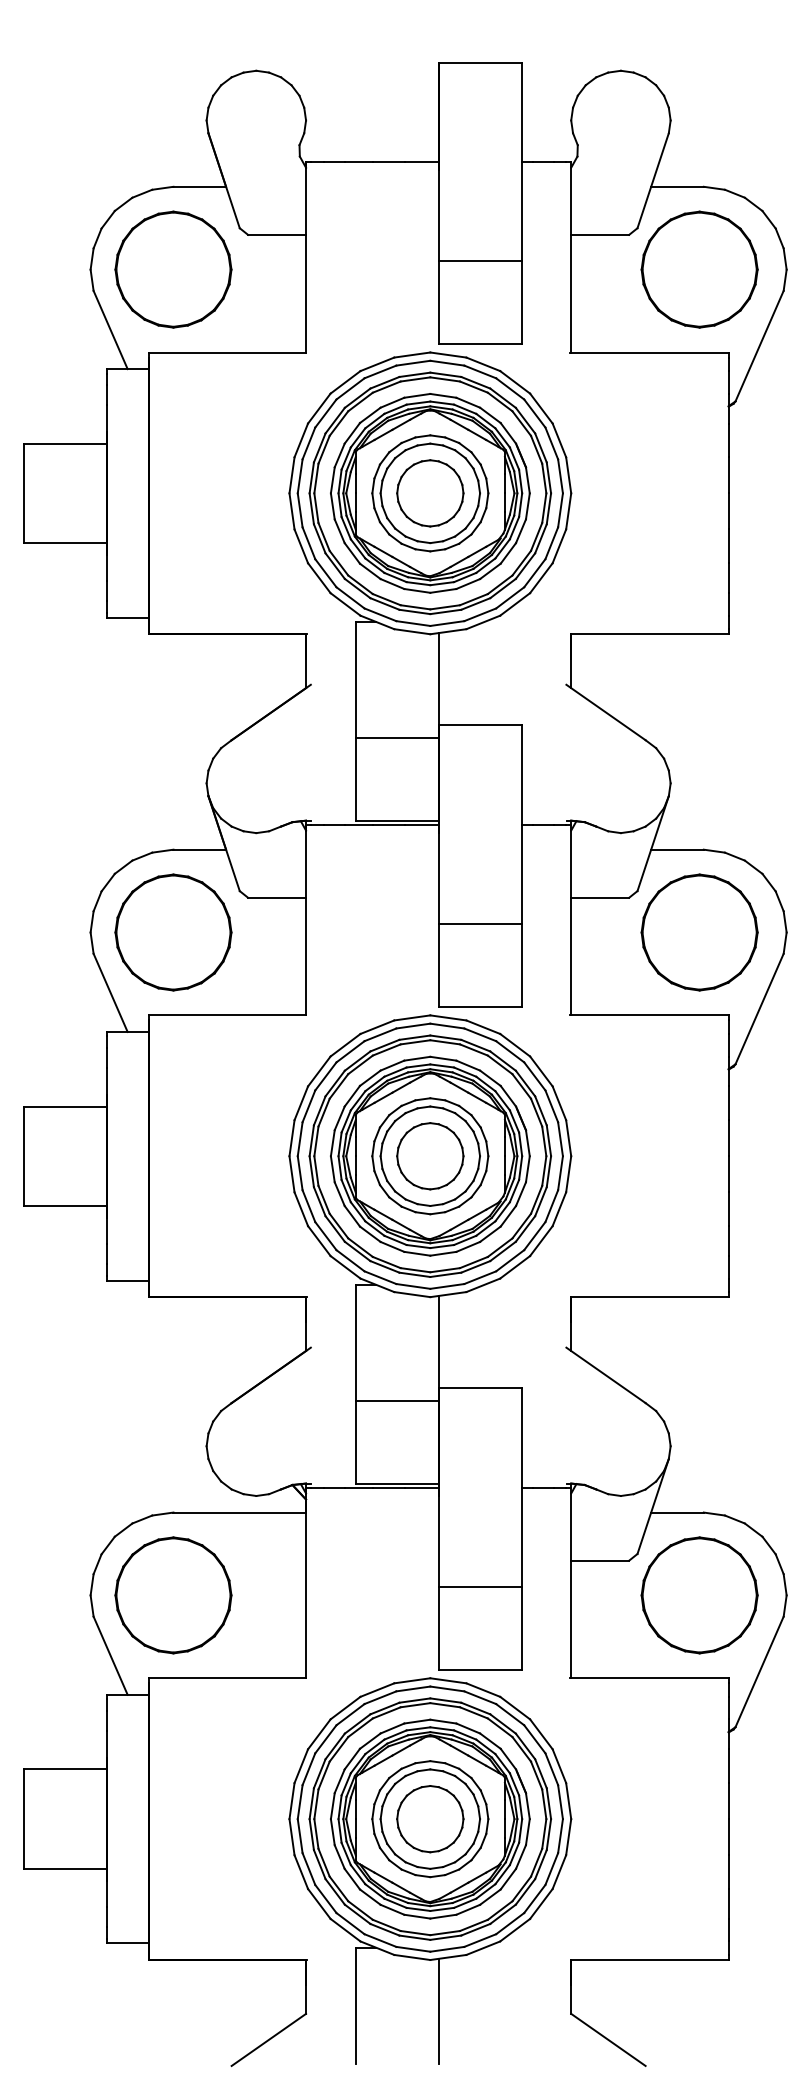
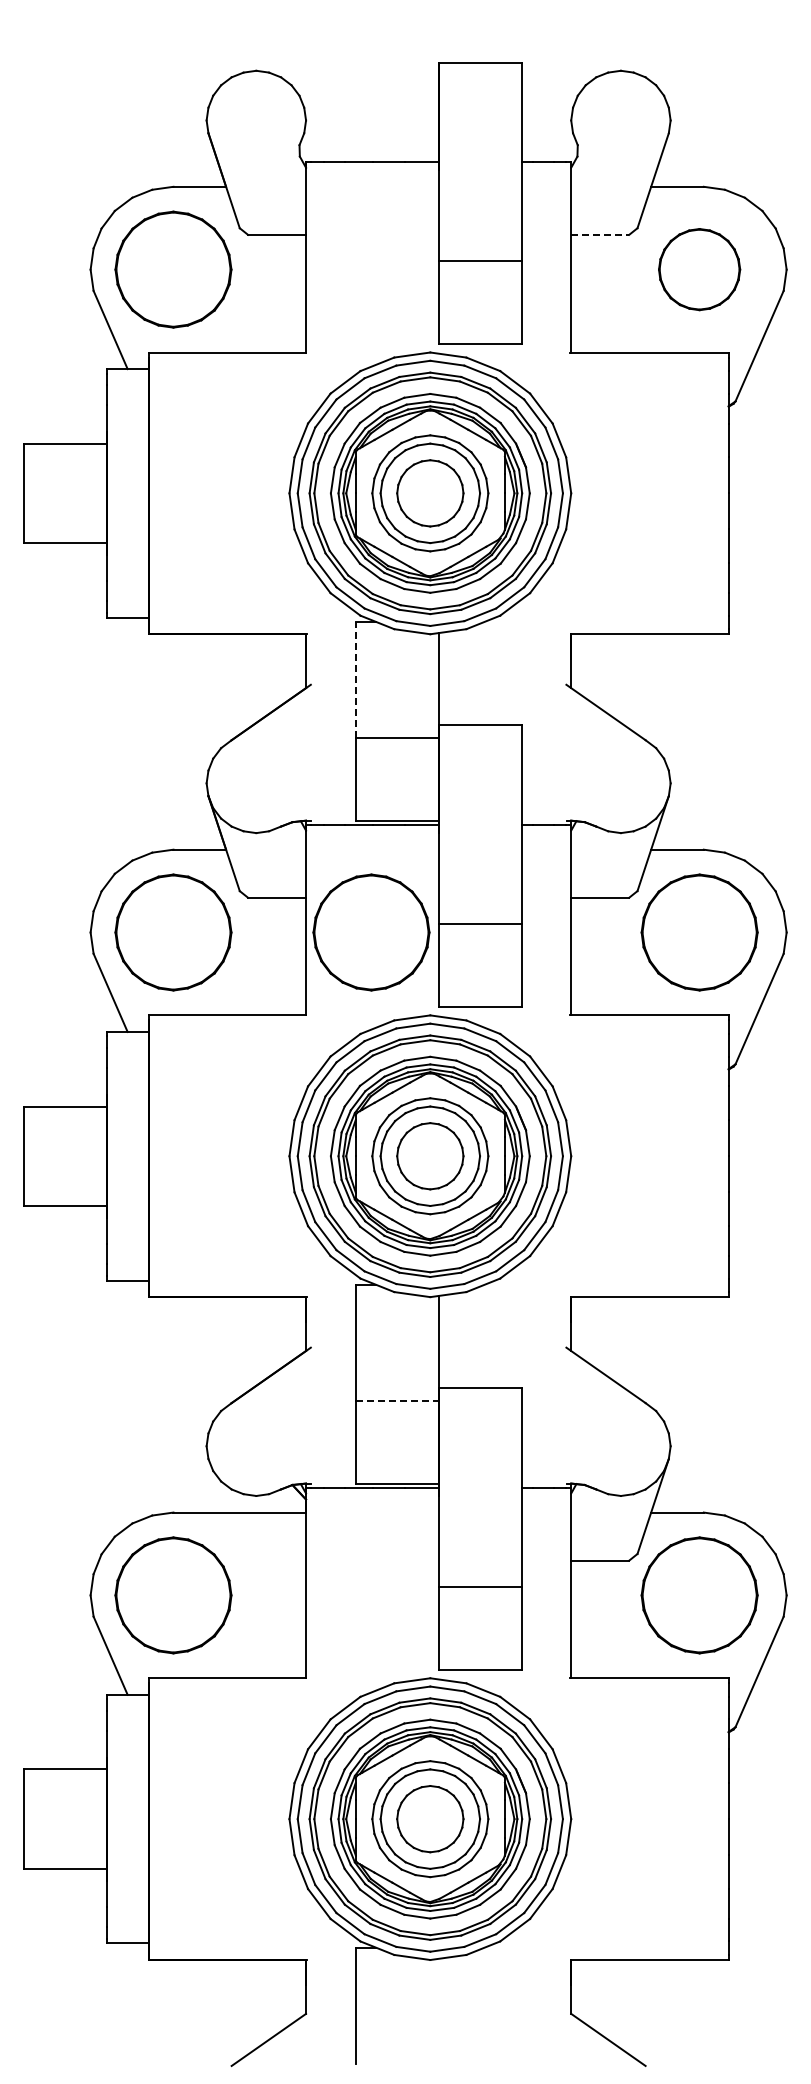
line: solid -> dashed (600, 234)
part size: 119x119 px -> 84x84 px (699, 269)
line: solid -> dashed (355, 679)
part: none -> present (371, 932)
line: solid -> dashed (397, 1400)
line: present -> none (438, 2010)
